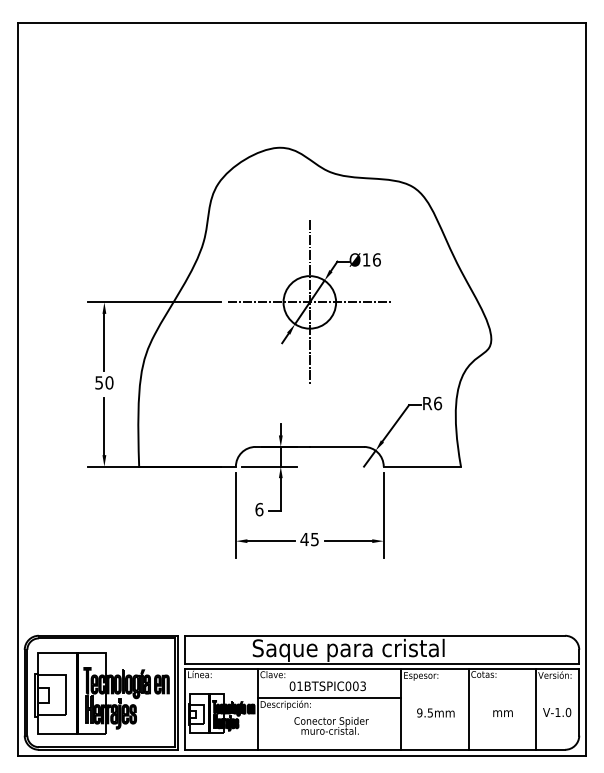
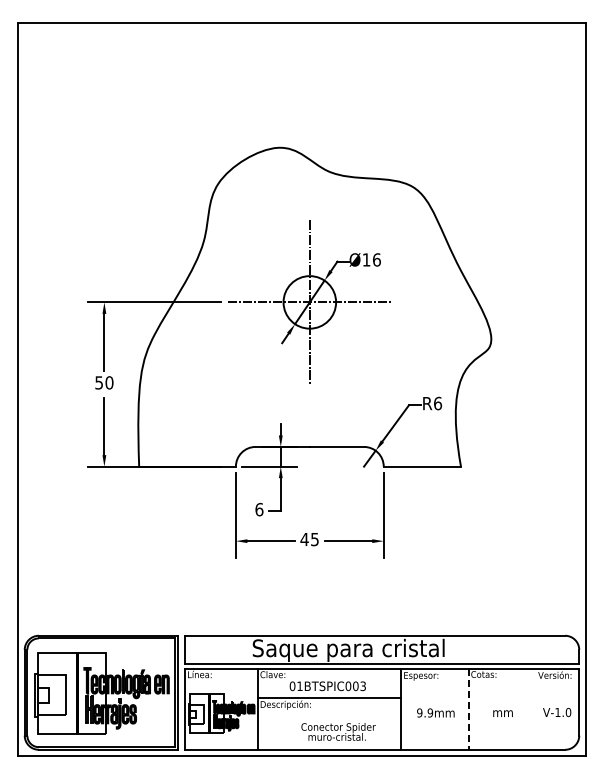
line: solid -> dashed (468, 709)
line: present -> none (536, 709)
text: 9.5mm -> 9.9mm (430, 712)
text position: (331, 725) -> (338, 731) (338, 731)
